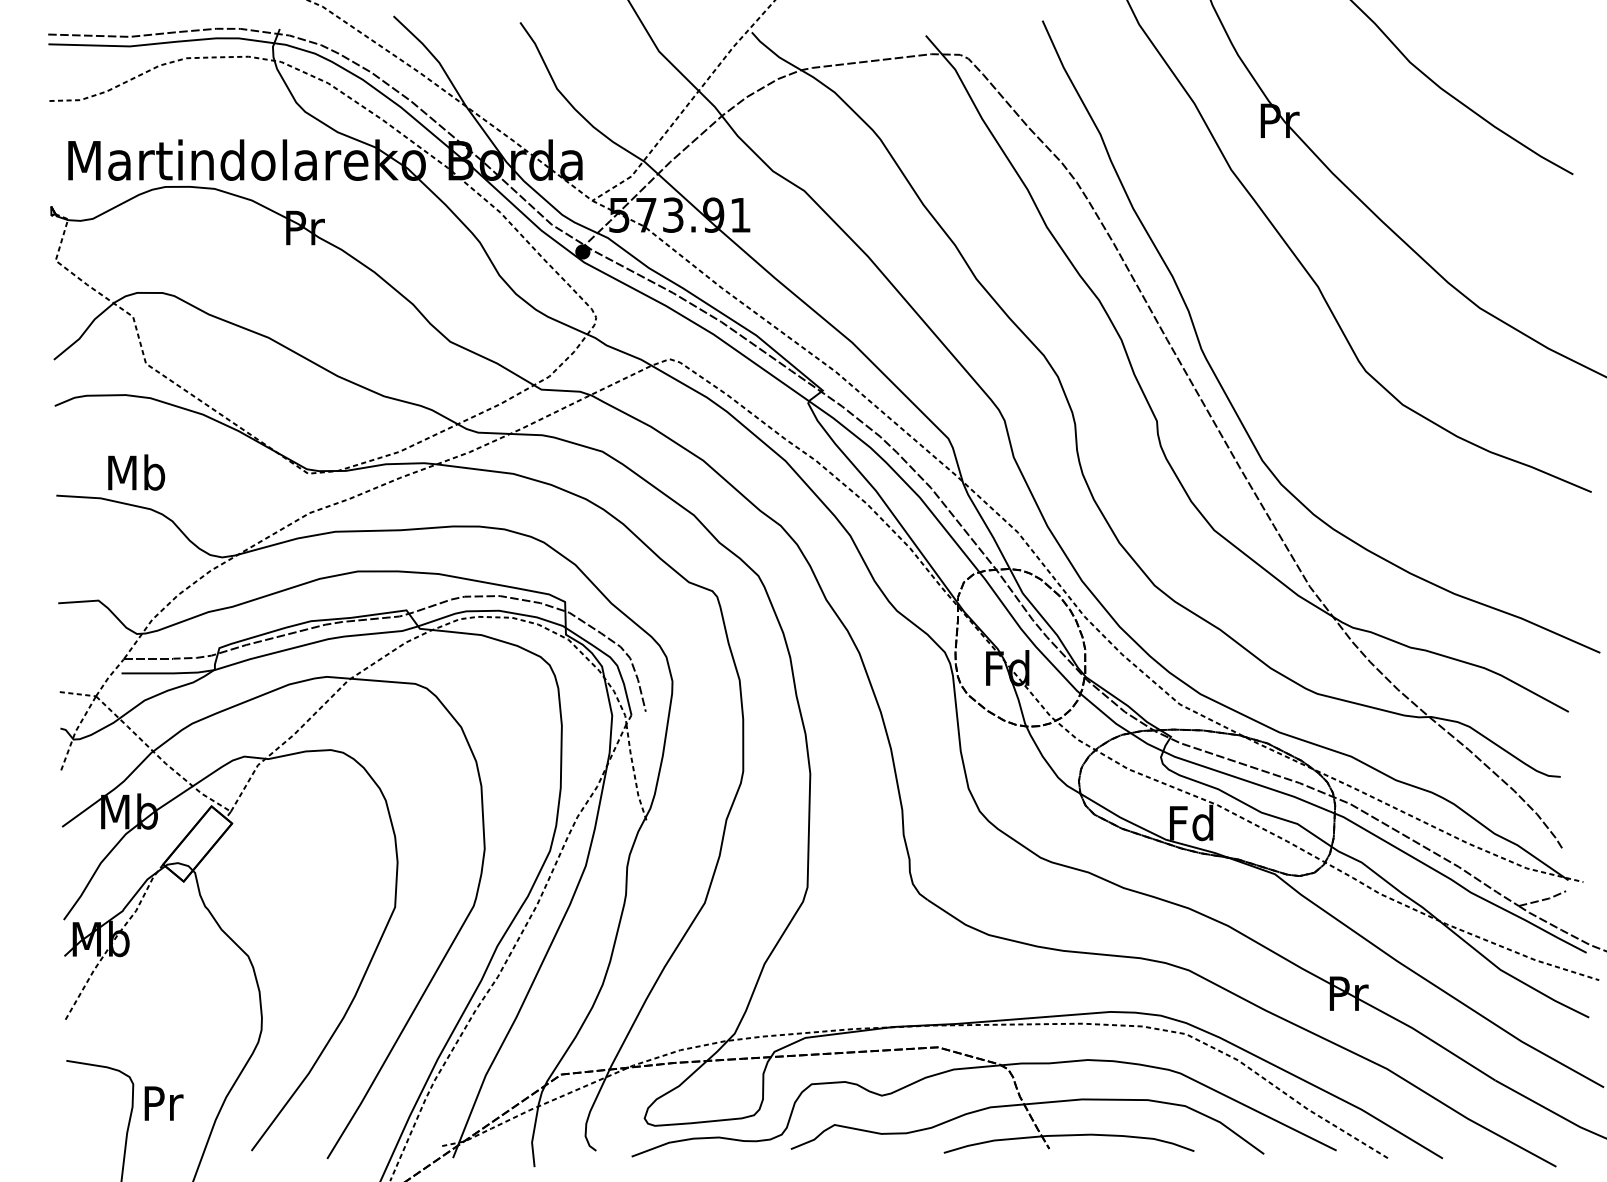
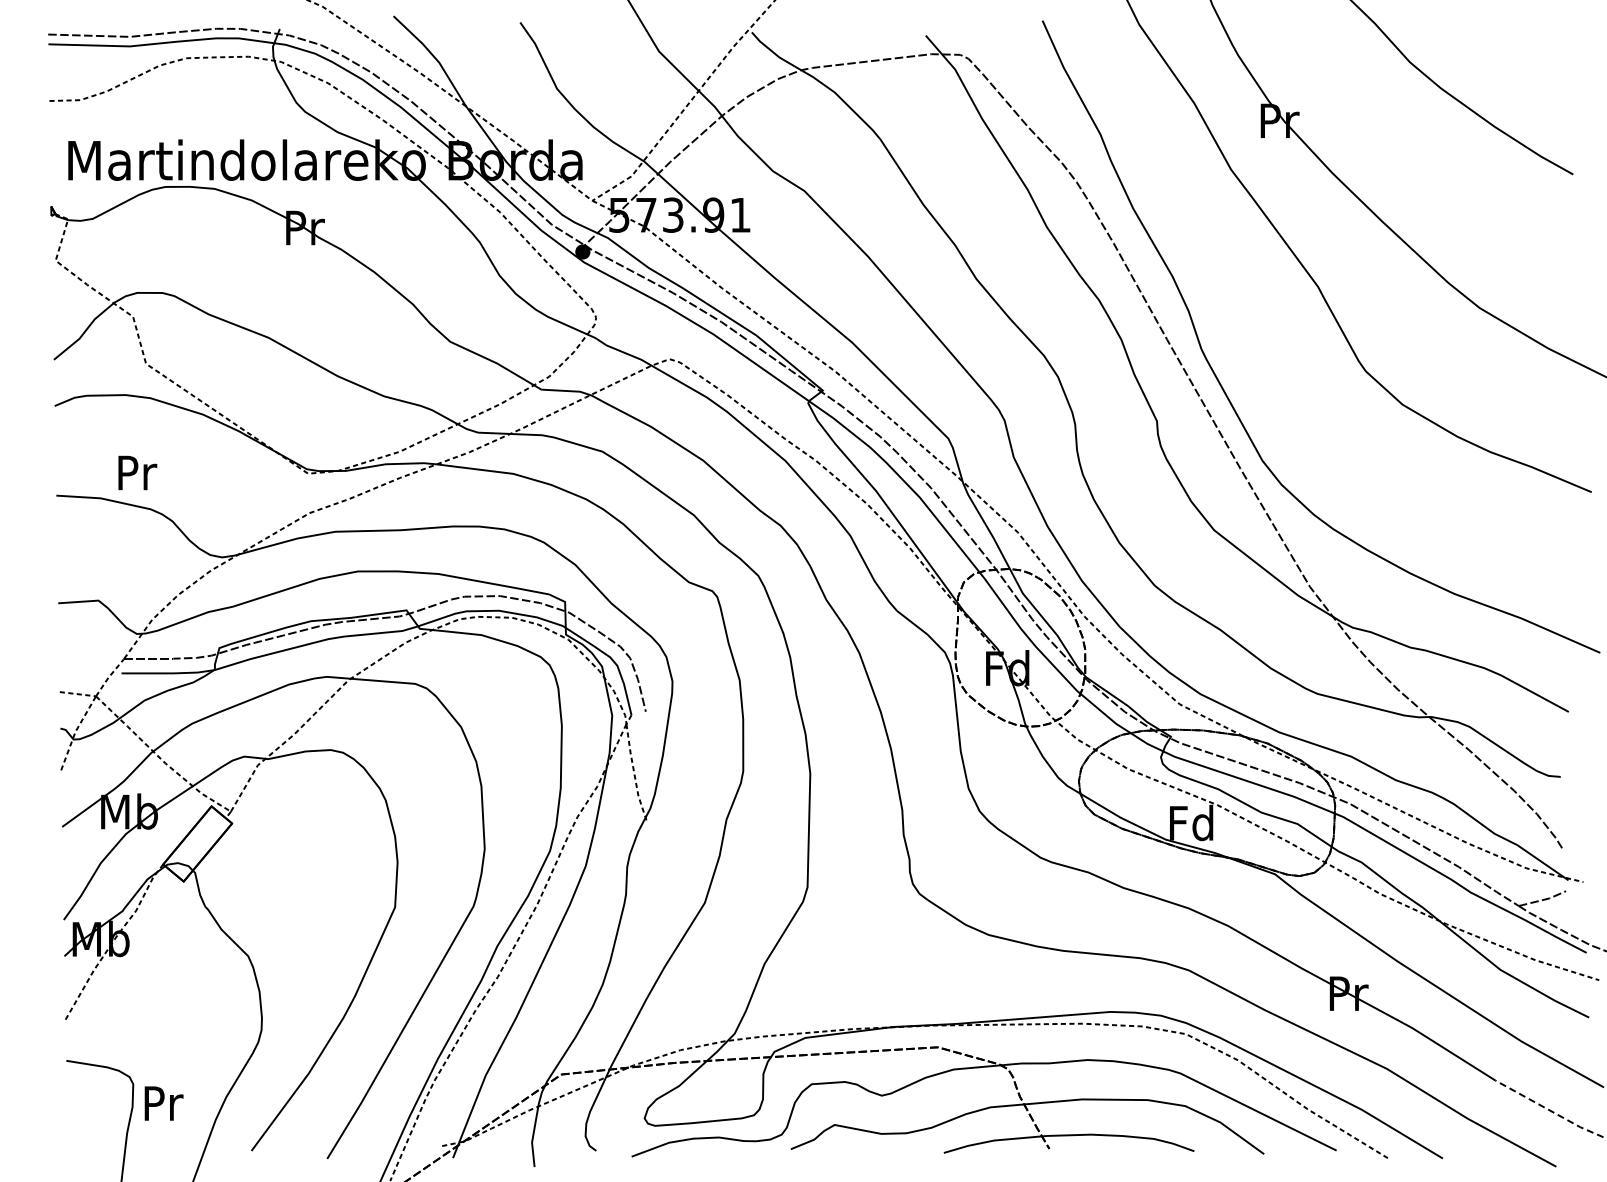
text: Mb -> Pr (136, 472)
line: solid -> dashed (1550, 1110)
